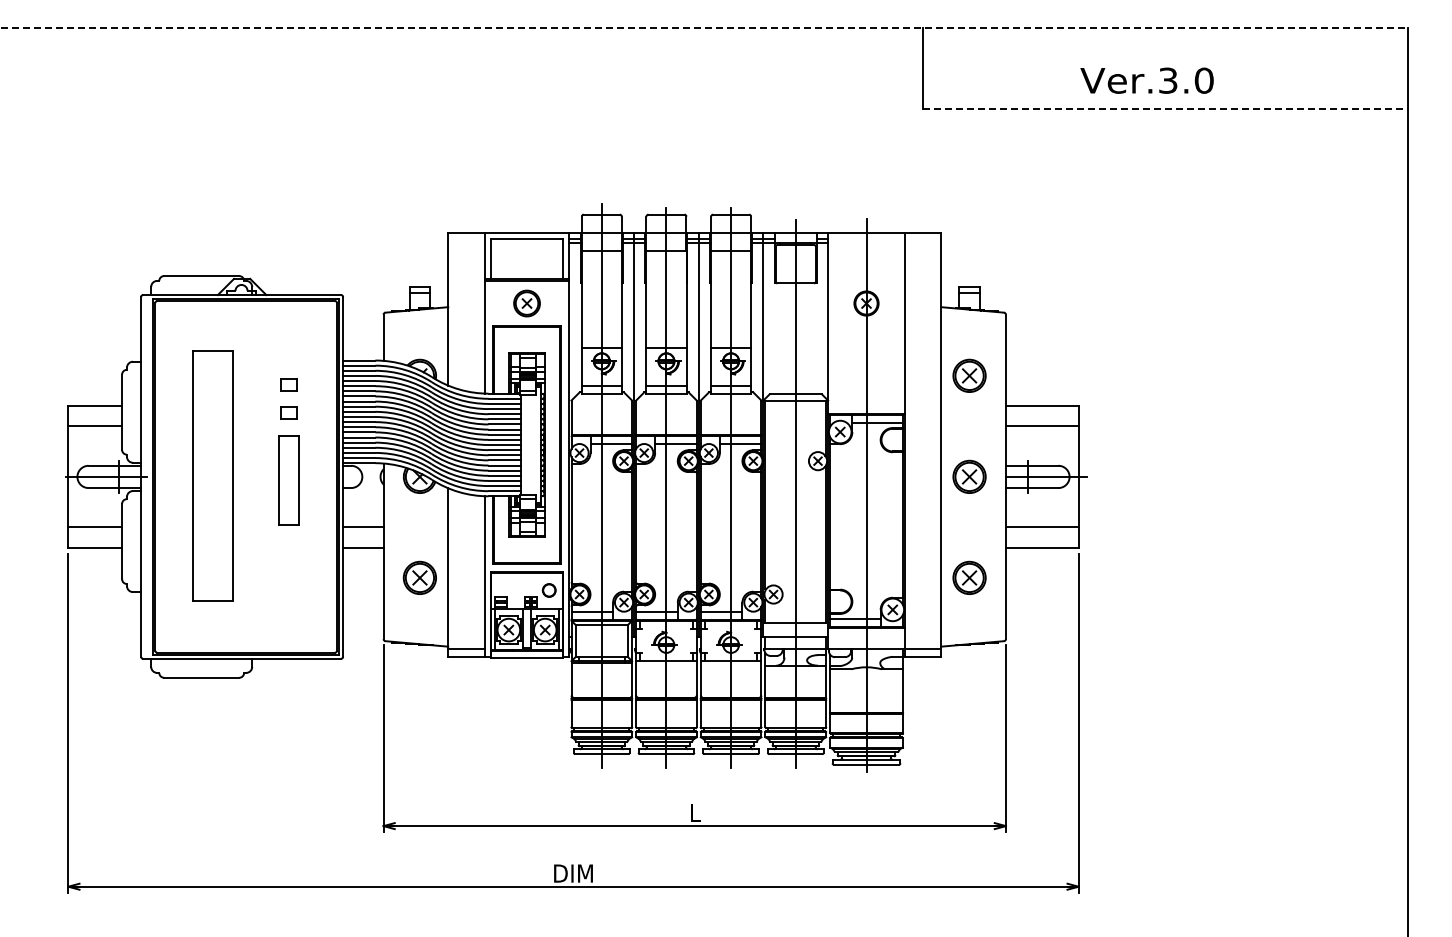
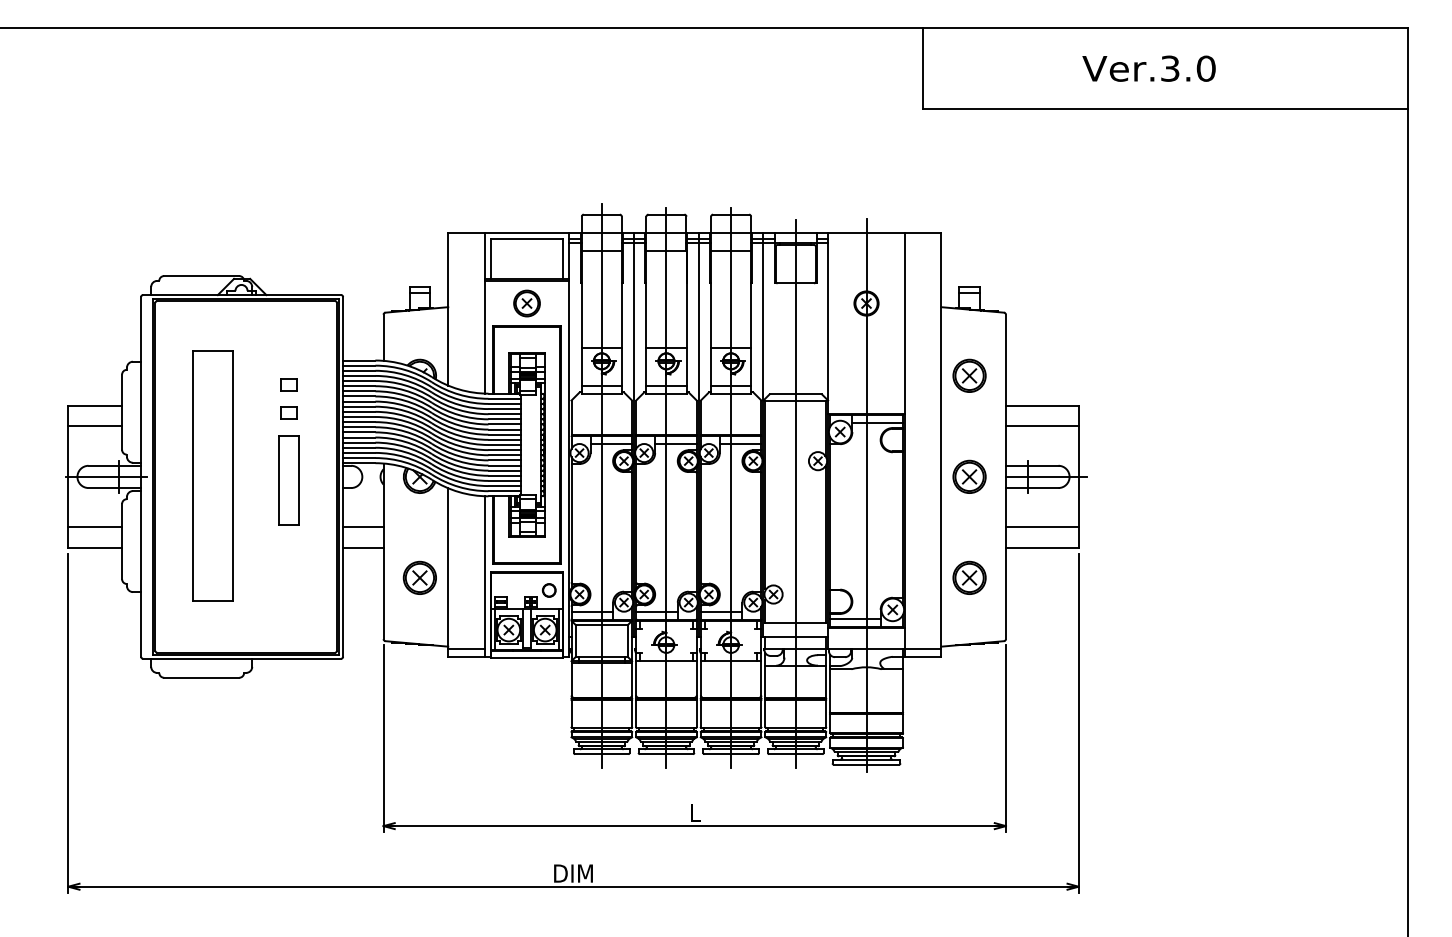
line: dashed -> solid (704, 28)
text position: (1146, 80) -> (1148, 68) (1148, 68)
line: dashed -> solid (1166, 109)
